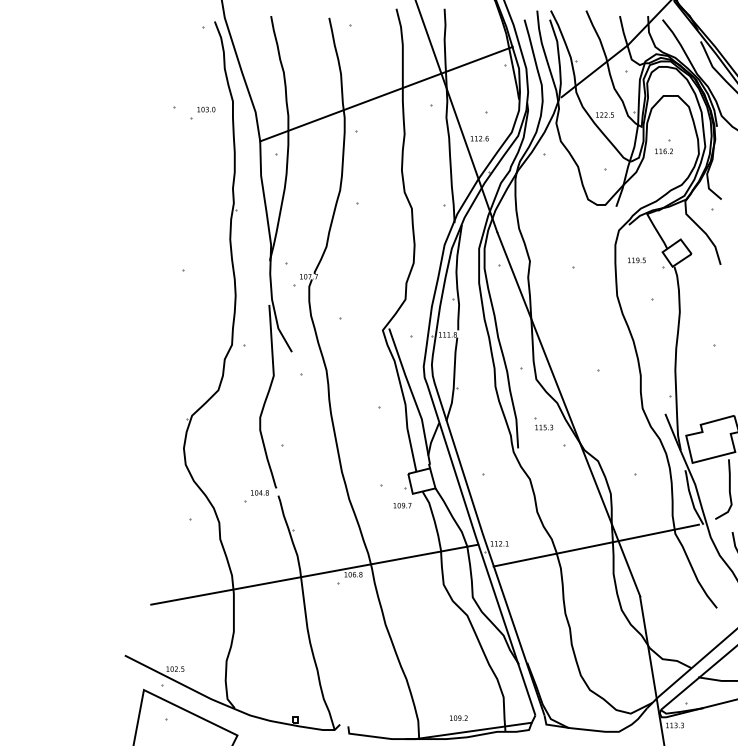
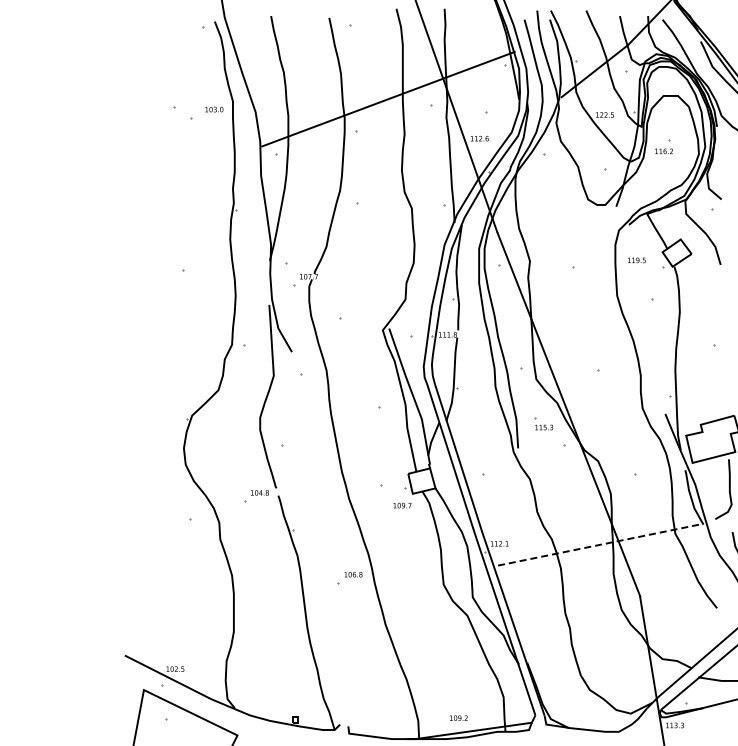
line position: (386, 93) -> (388, 98) (388, 98)
text position: (206, 109) -> (214, 109) (214, 109)
line: solid -> dashed (596, 545)
line: present -> none (314, 574)
